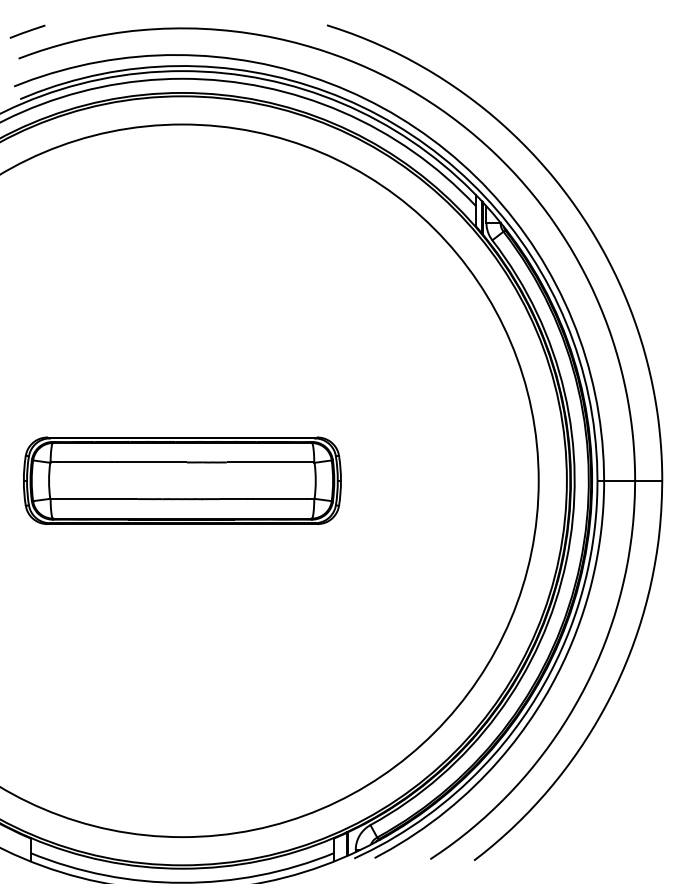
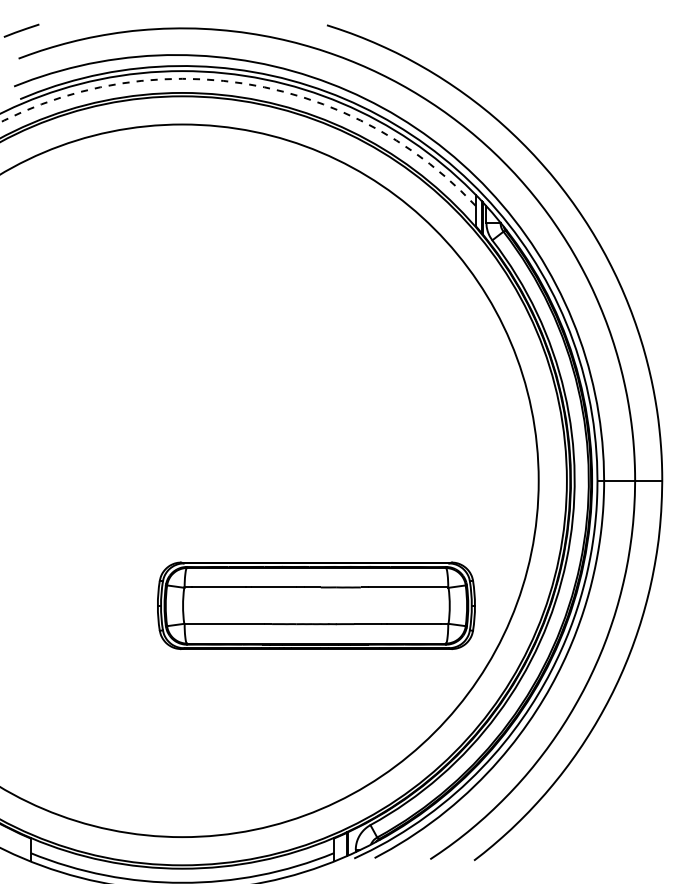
line position: (27, 31) -> (21, 30) (21, 30)
arc: solid -> dashed (251, 84)
part position: (182, 480) -> (316, 605) (316, 605)
